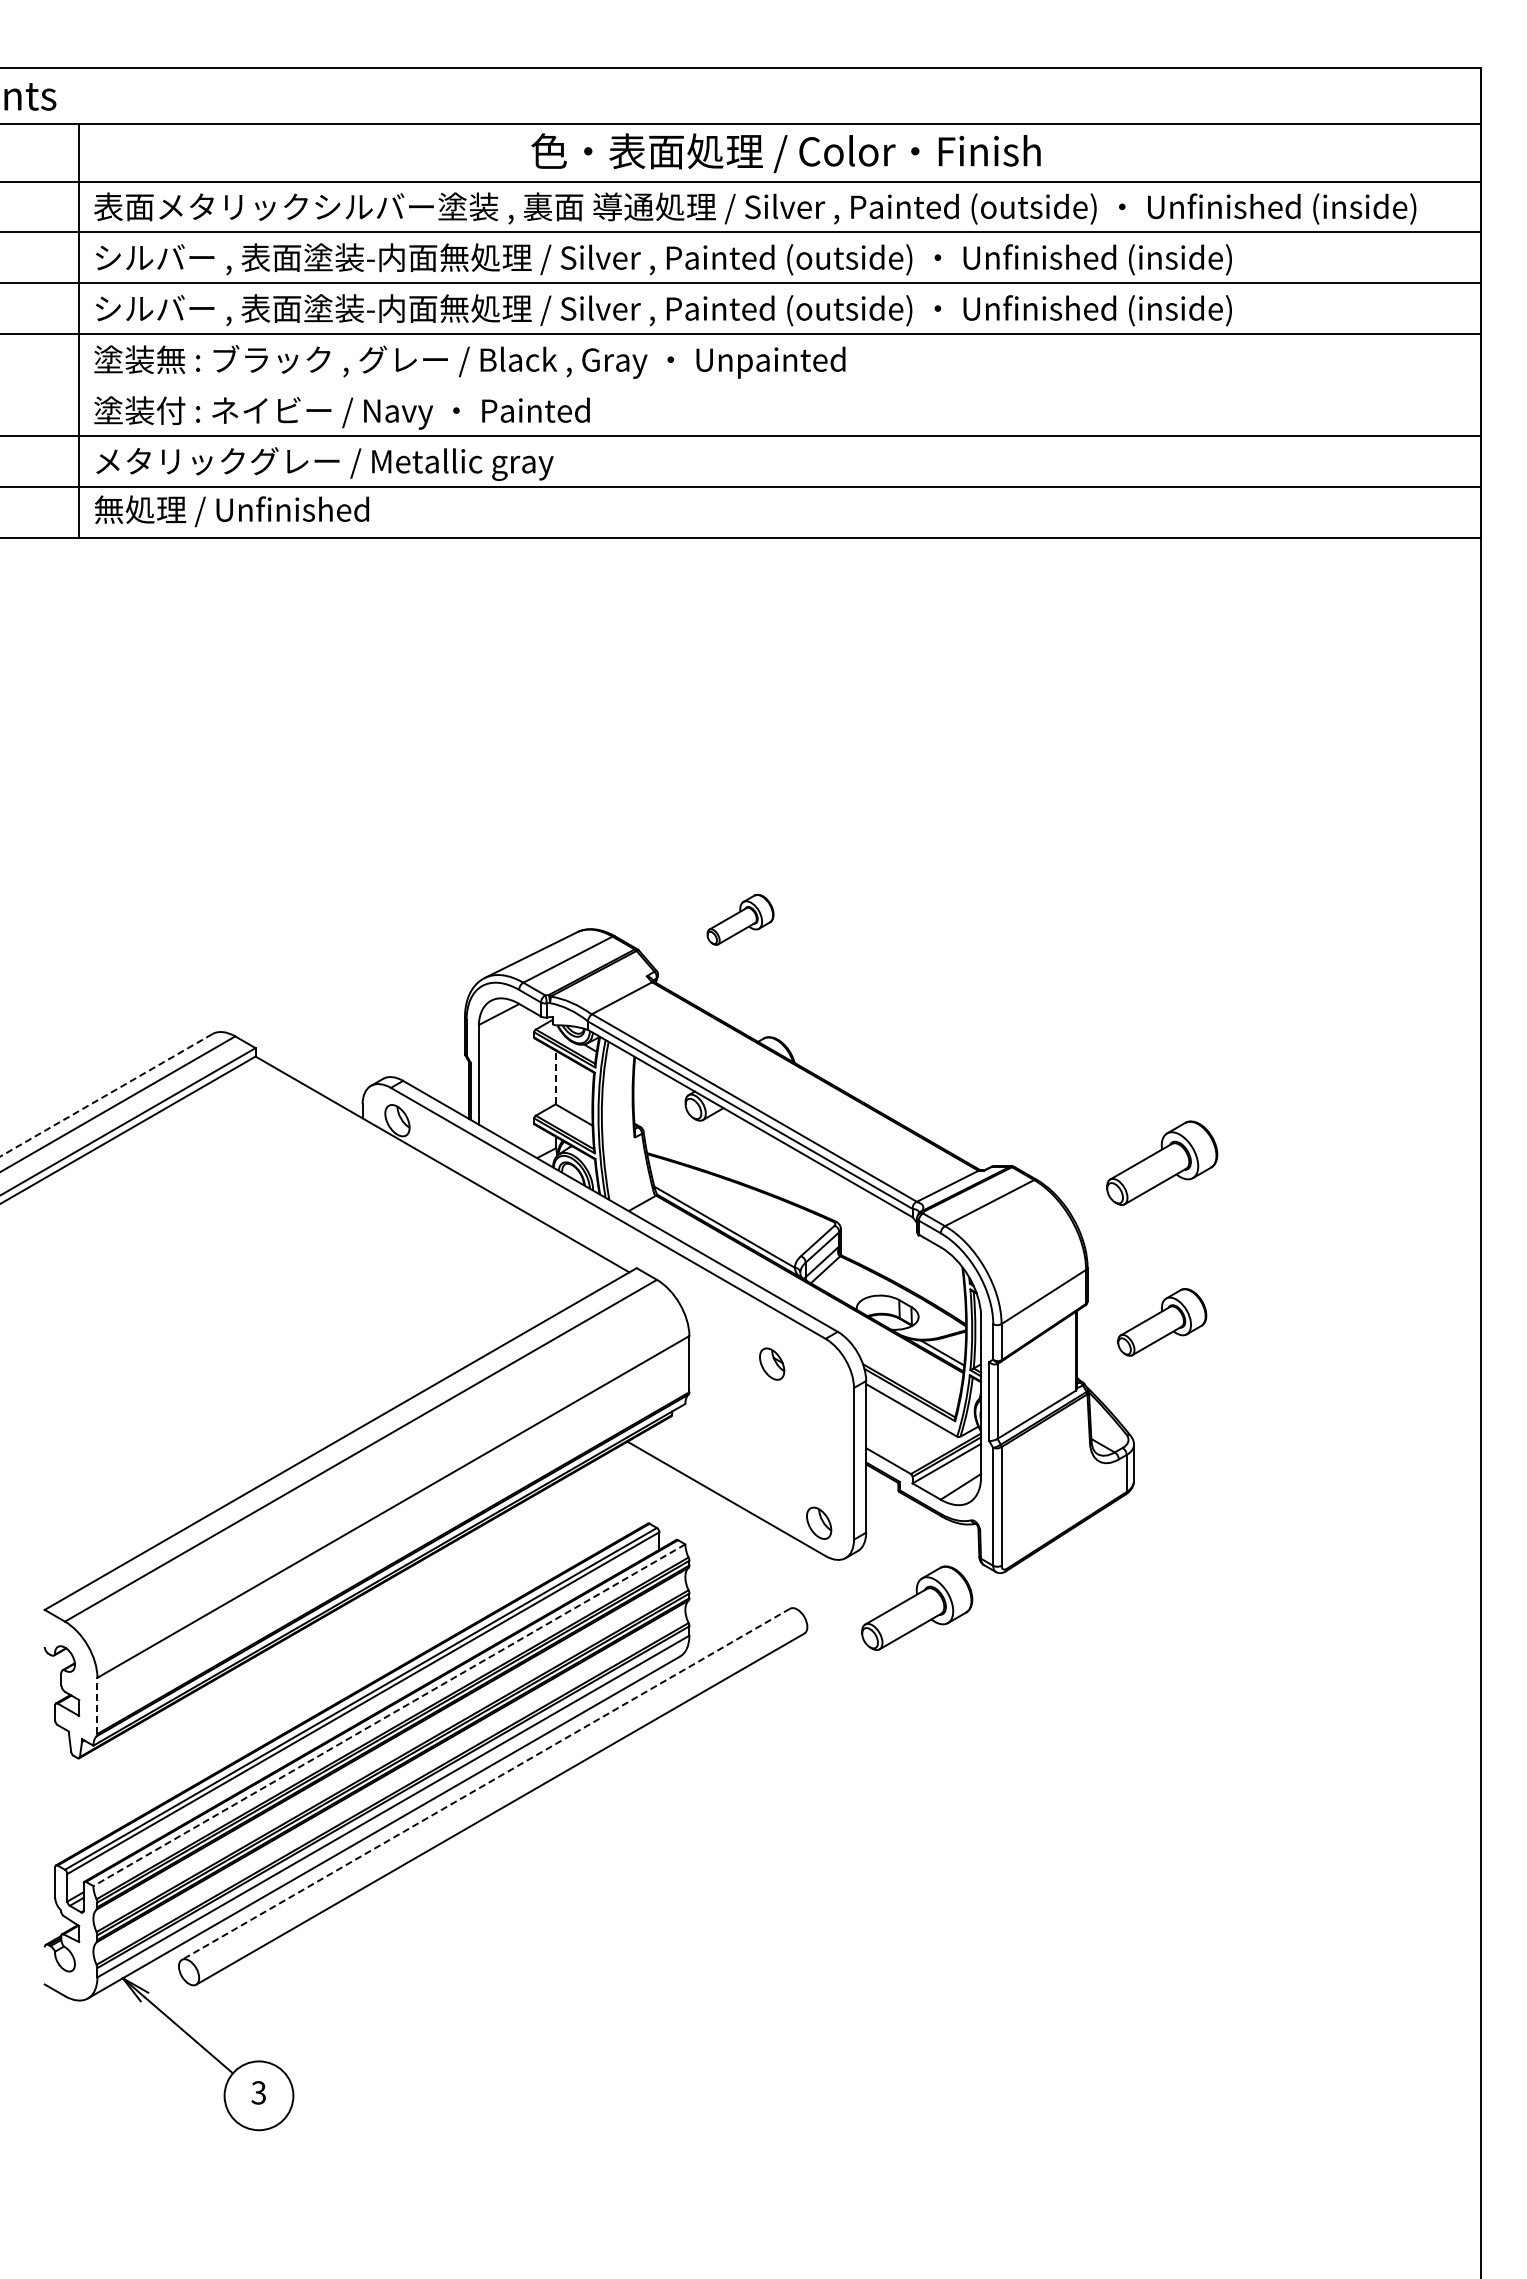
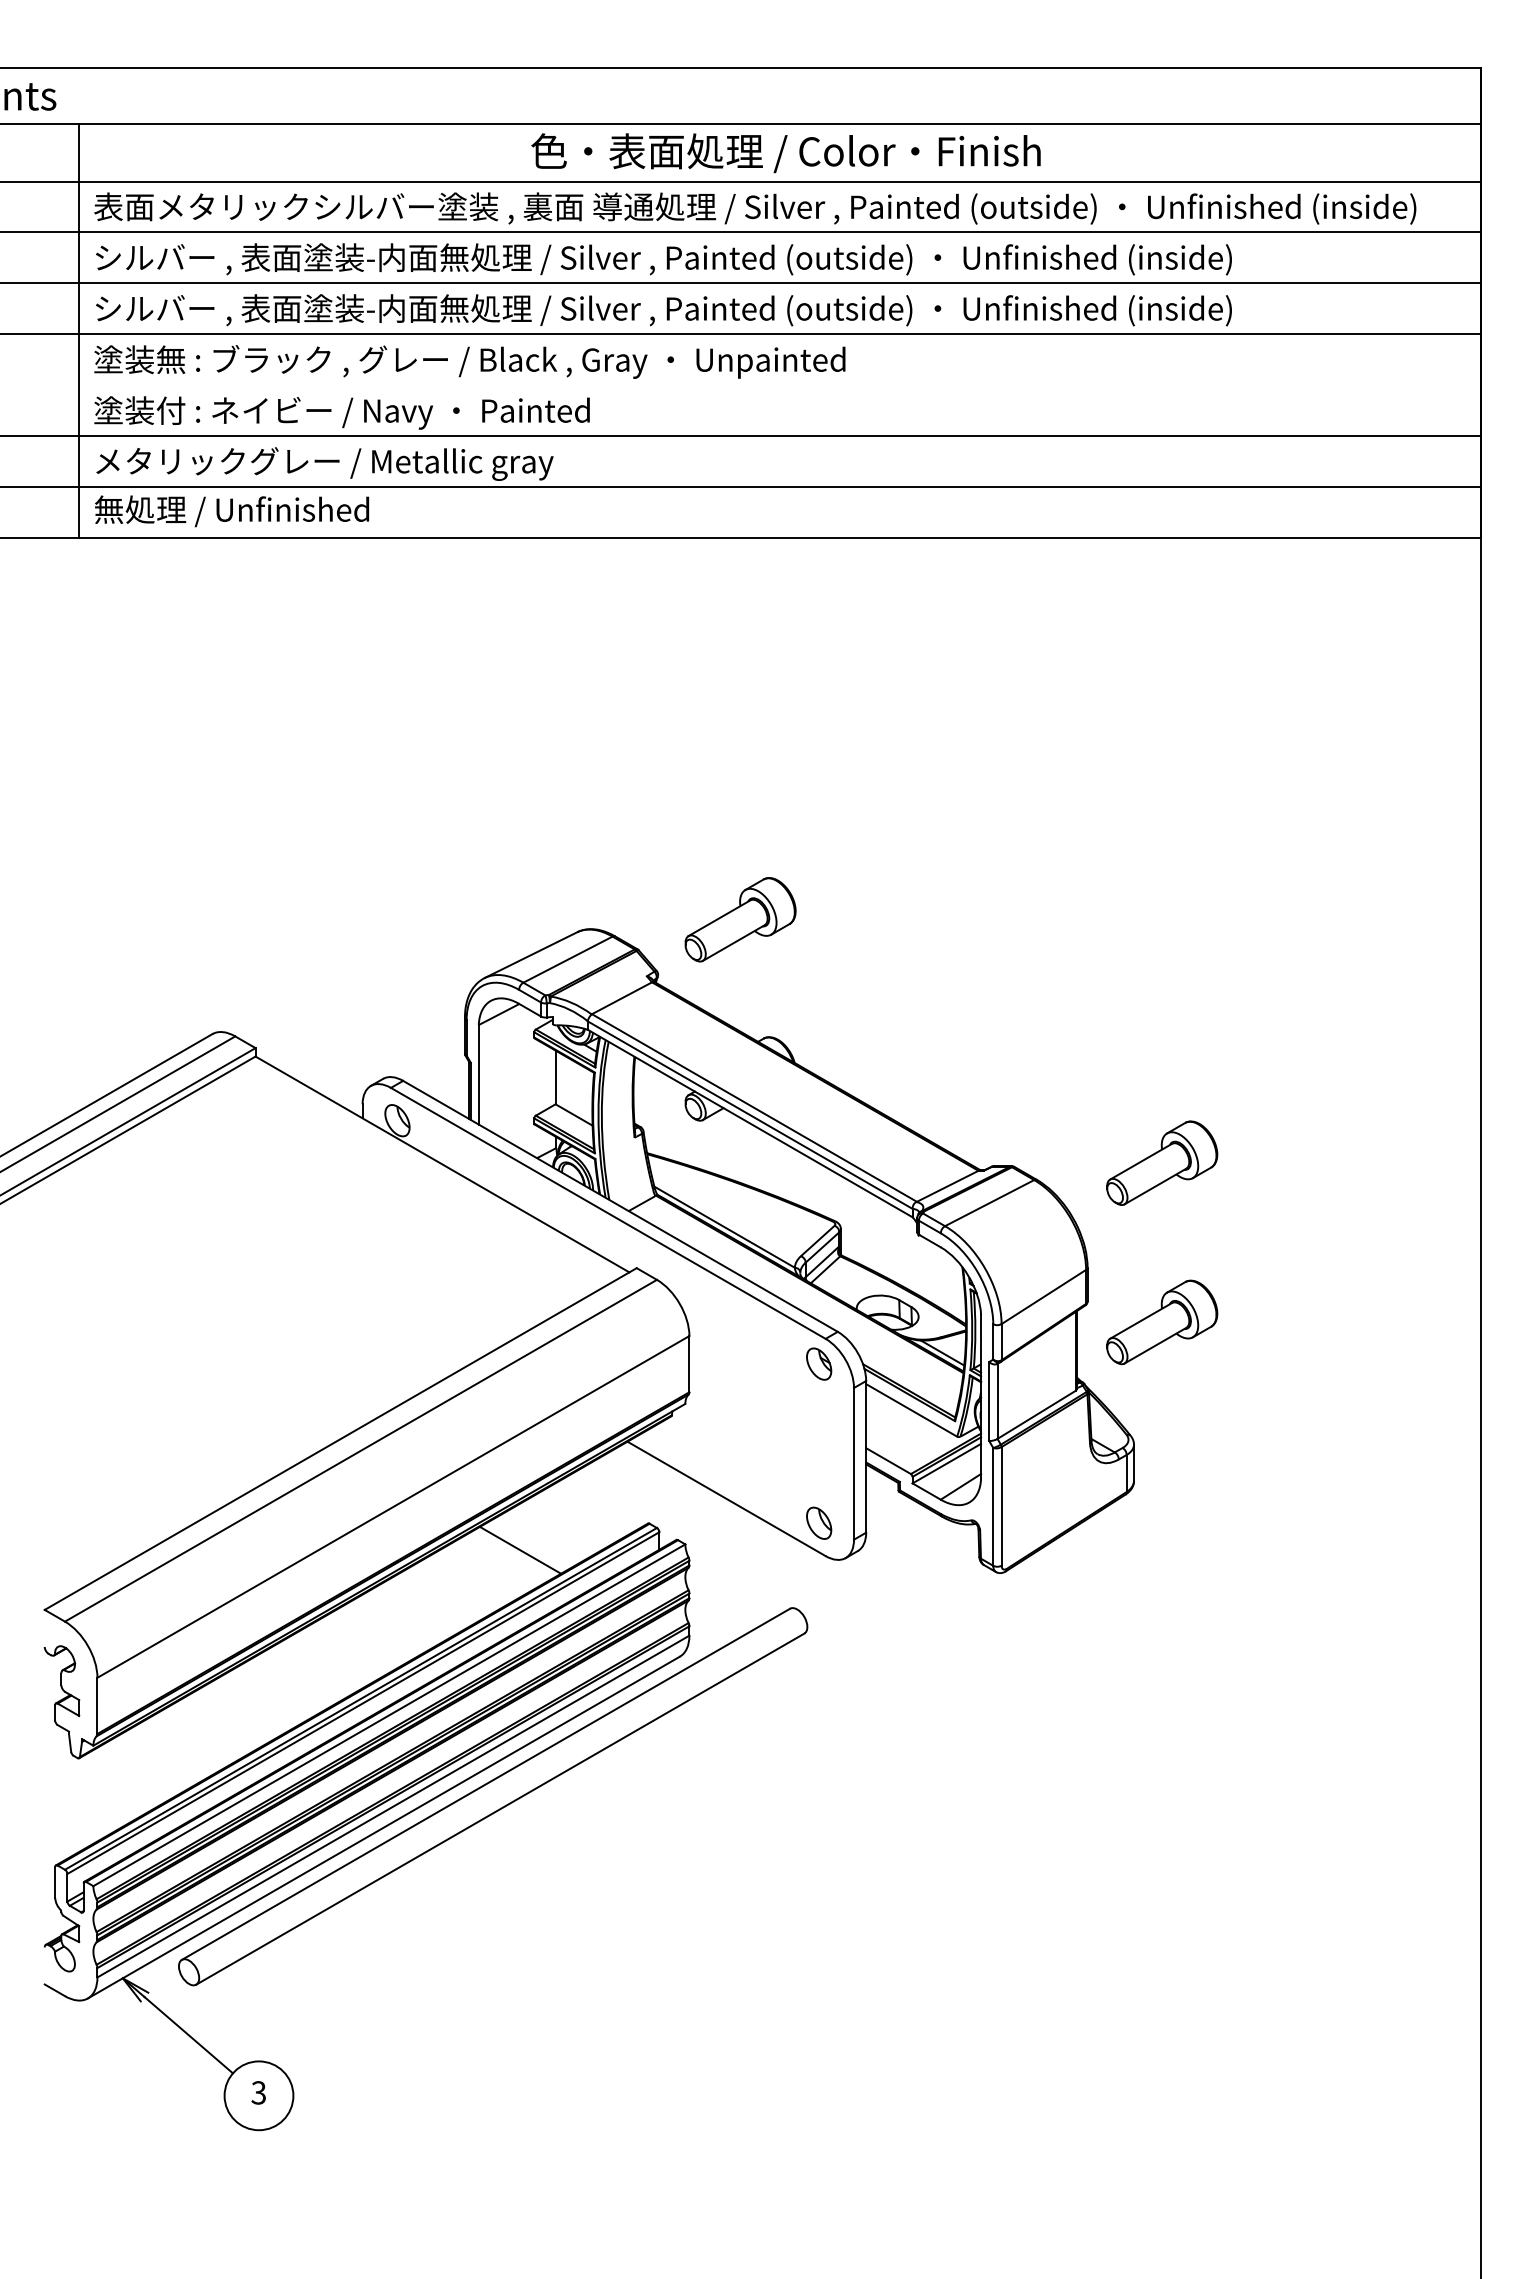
part size: 69x53 px -> 113x86 px (740, 919)
line: dashed -> solid (555, 1077)
line: dashed -> solid (105, 1095)
part size: 91x69 px -> 113x87 px (1162, 1322)
part position: (772, 1363) -> (819, 1363) (819, 1363)
line: none -> present (520, 1549)
part: present -> none (917, 1607)
line: dashed -> solid (97, 1705)
line: dashed -> solid (389, 1715)
line: dashed -> solid (485, 1784)
